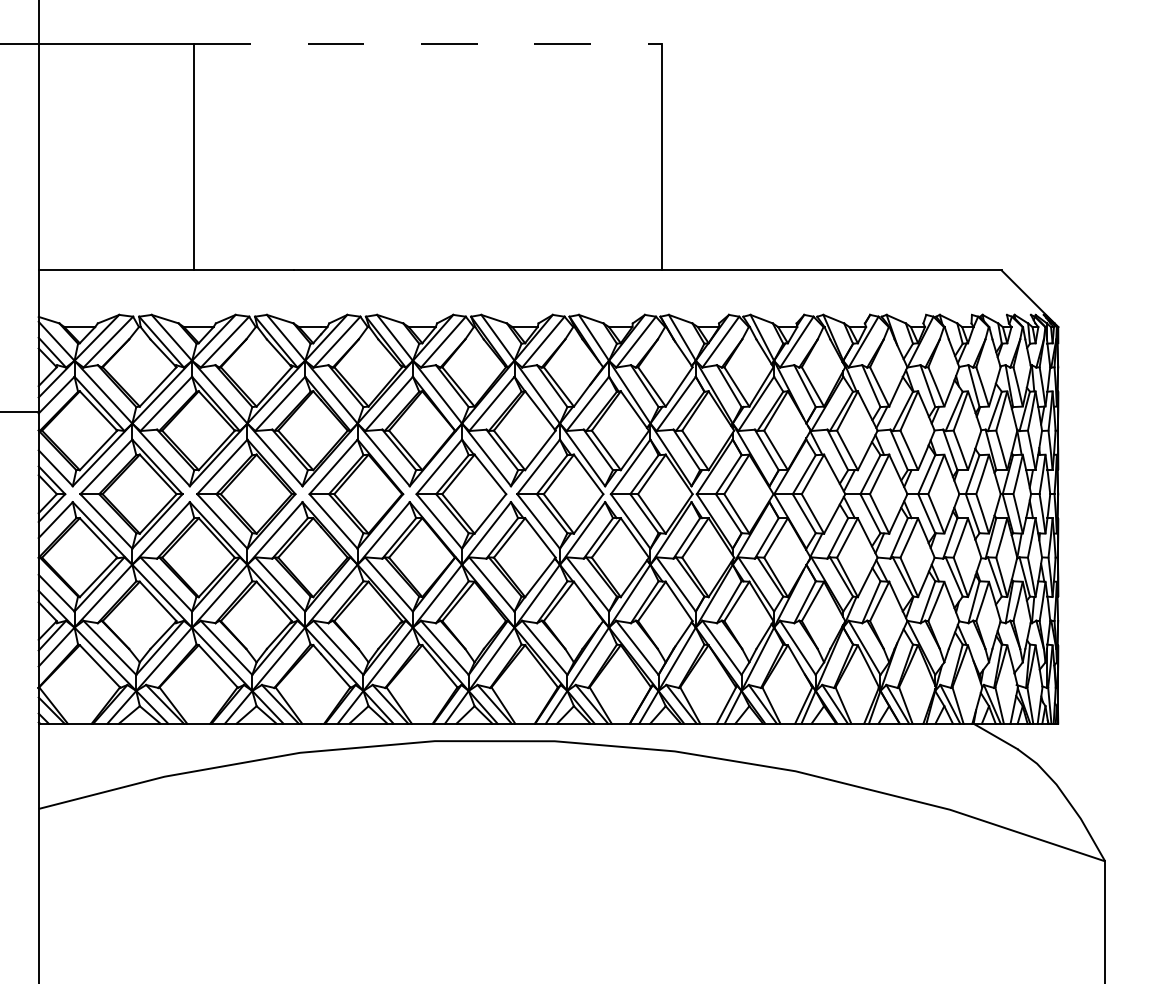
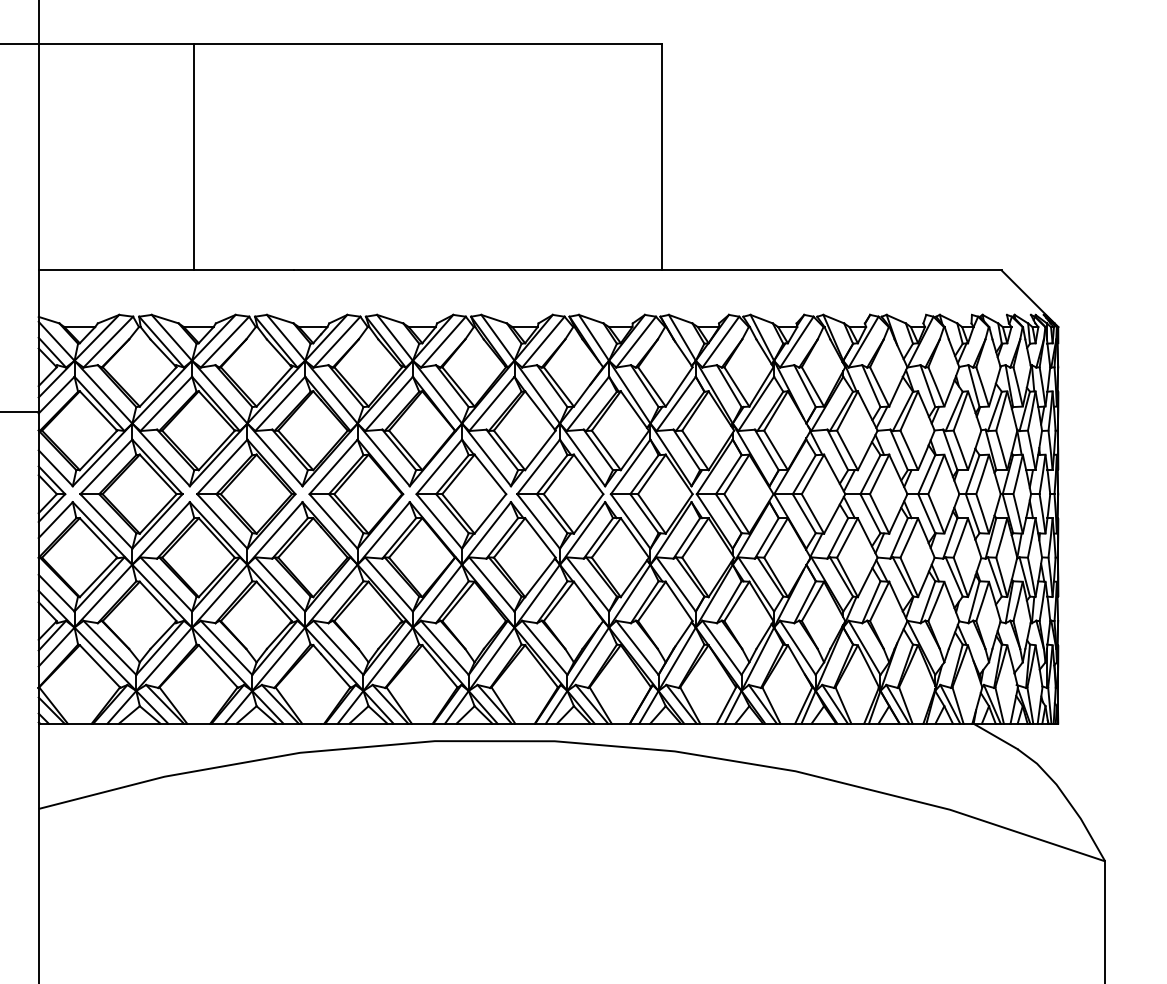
line: dashed -> solid (428, 43)
